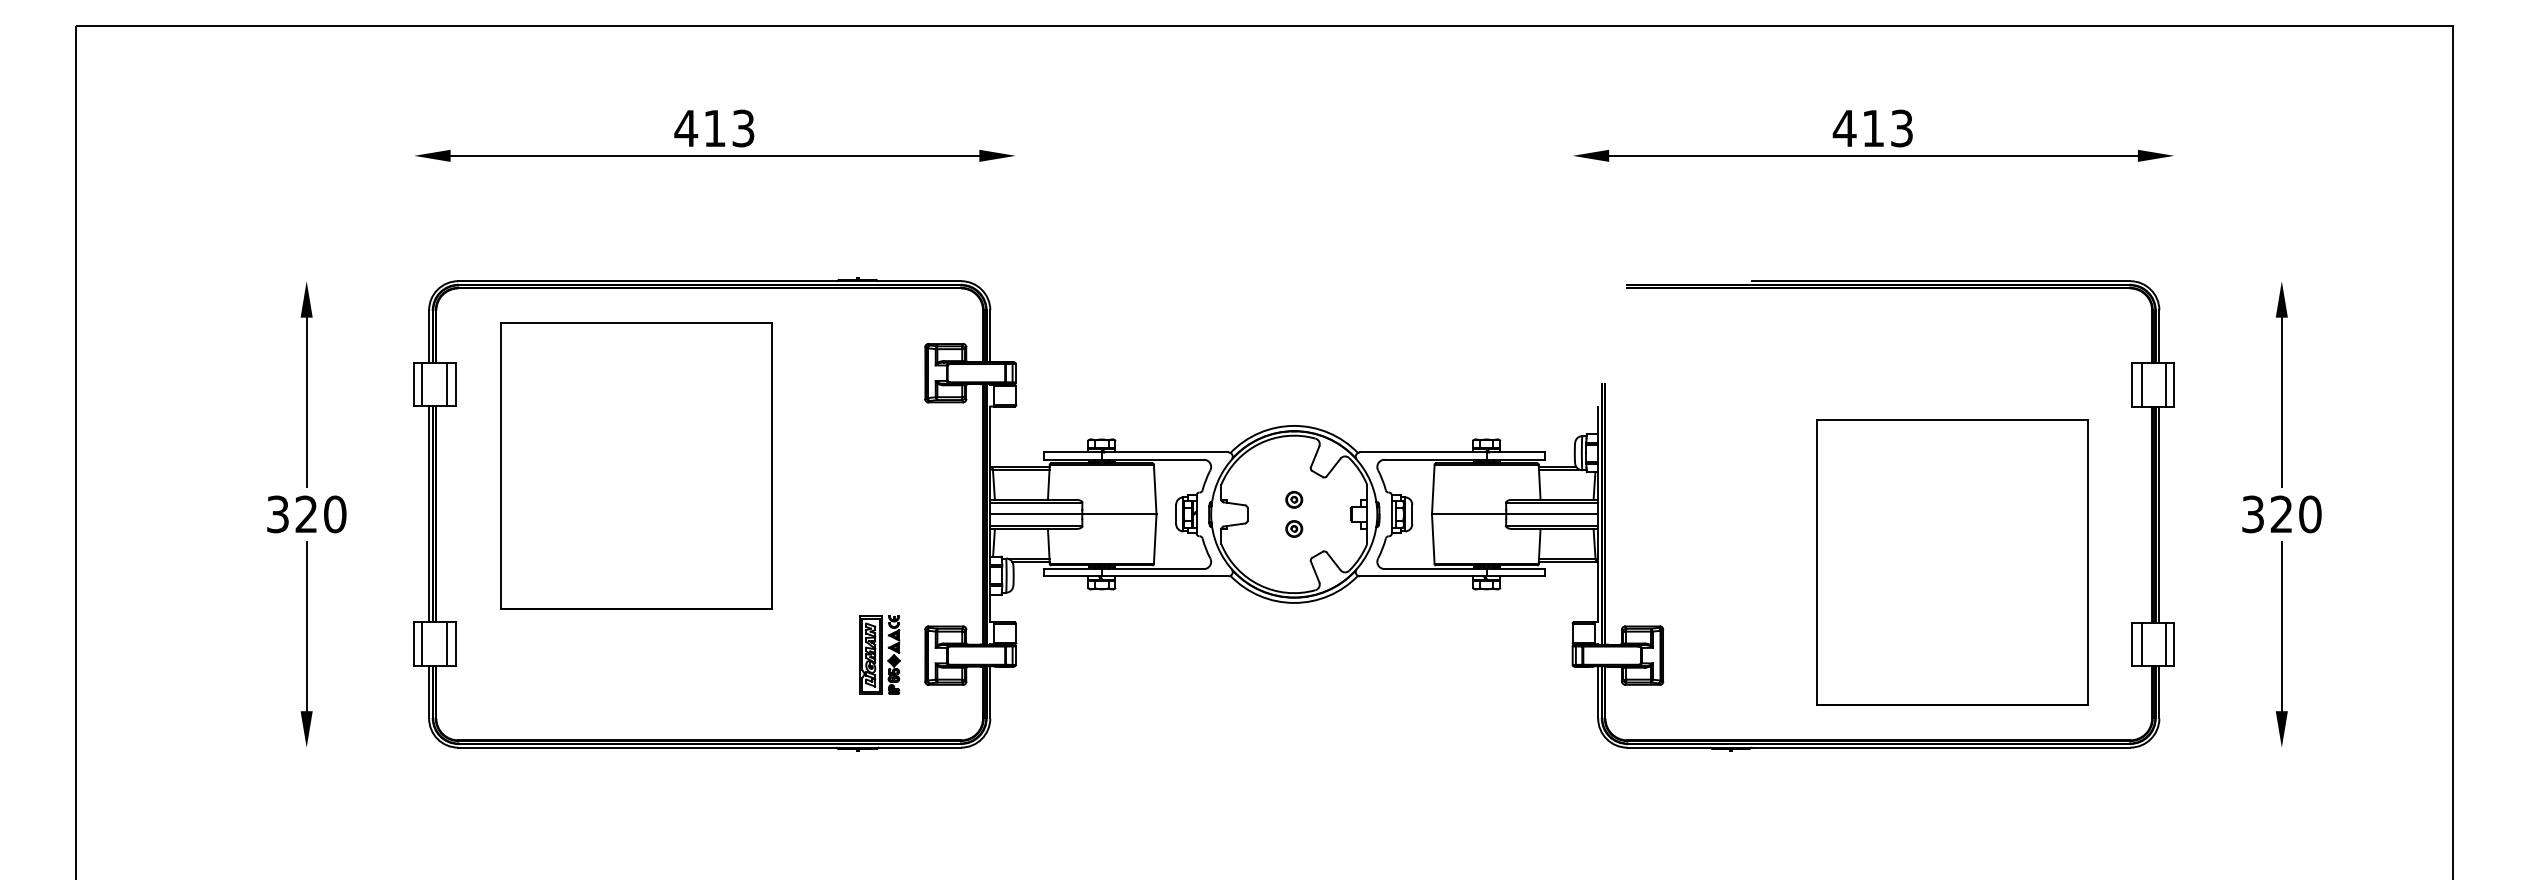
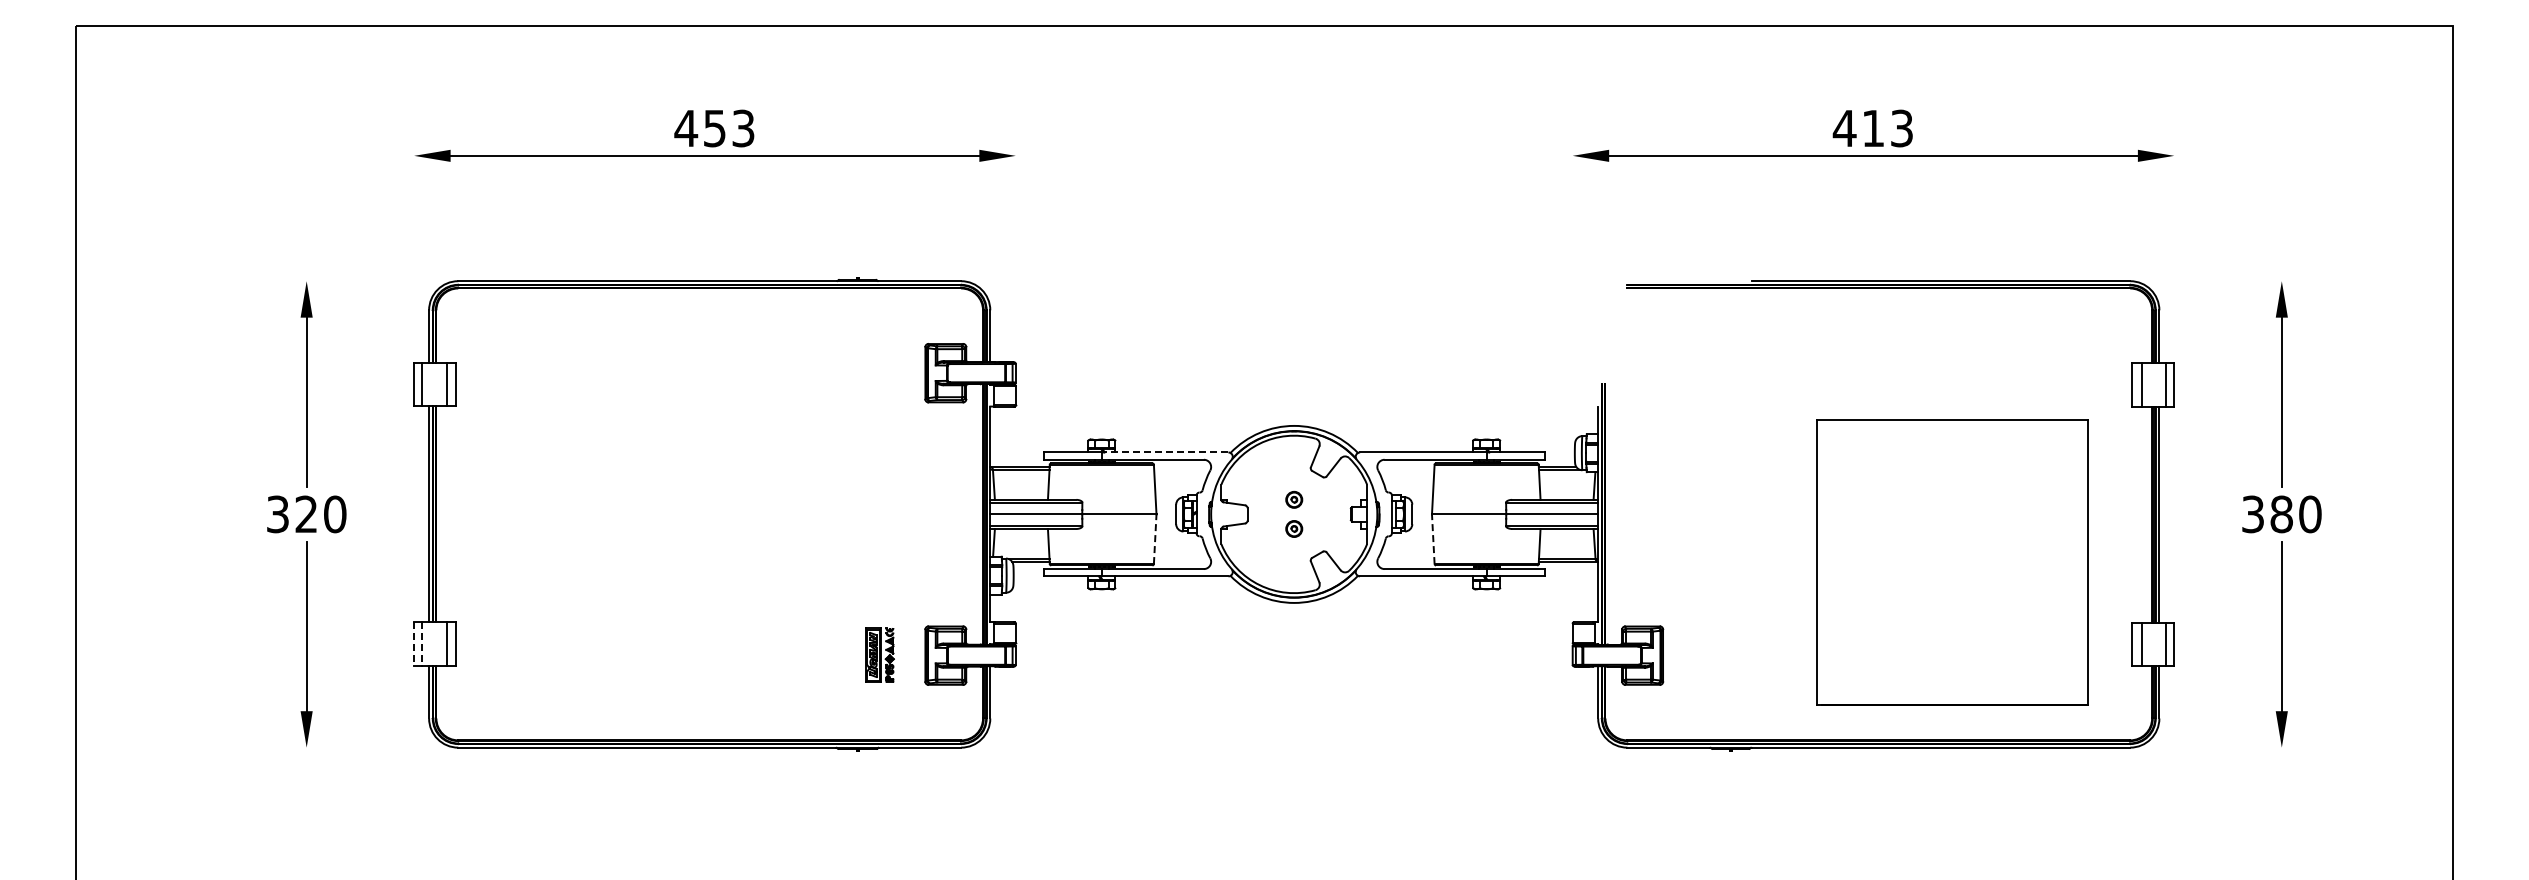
text: 413 -> 453 (714, 128)
line: solid -> dashed (1164, 452)
part: present -> none (636, 465)
text: 320 -> 380 (2281, 514)
line: solid -> dashed (1155, 539)
line: solid -> dashed (1433, 539)
line: solid -> dashed (414, 643)
line: solid -> dashed (422, 643)
part size: 42x80 px -> 30x56 px (879, 654)
